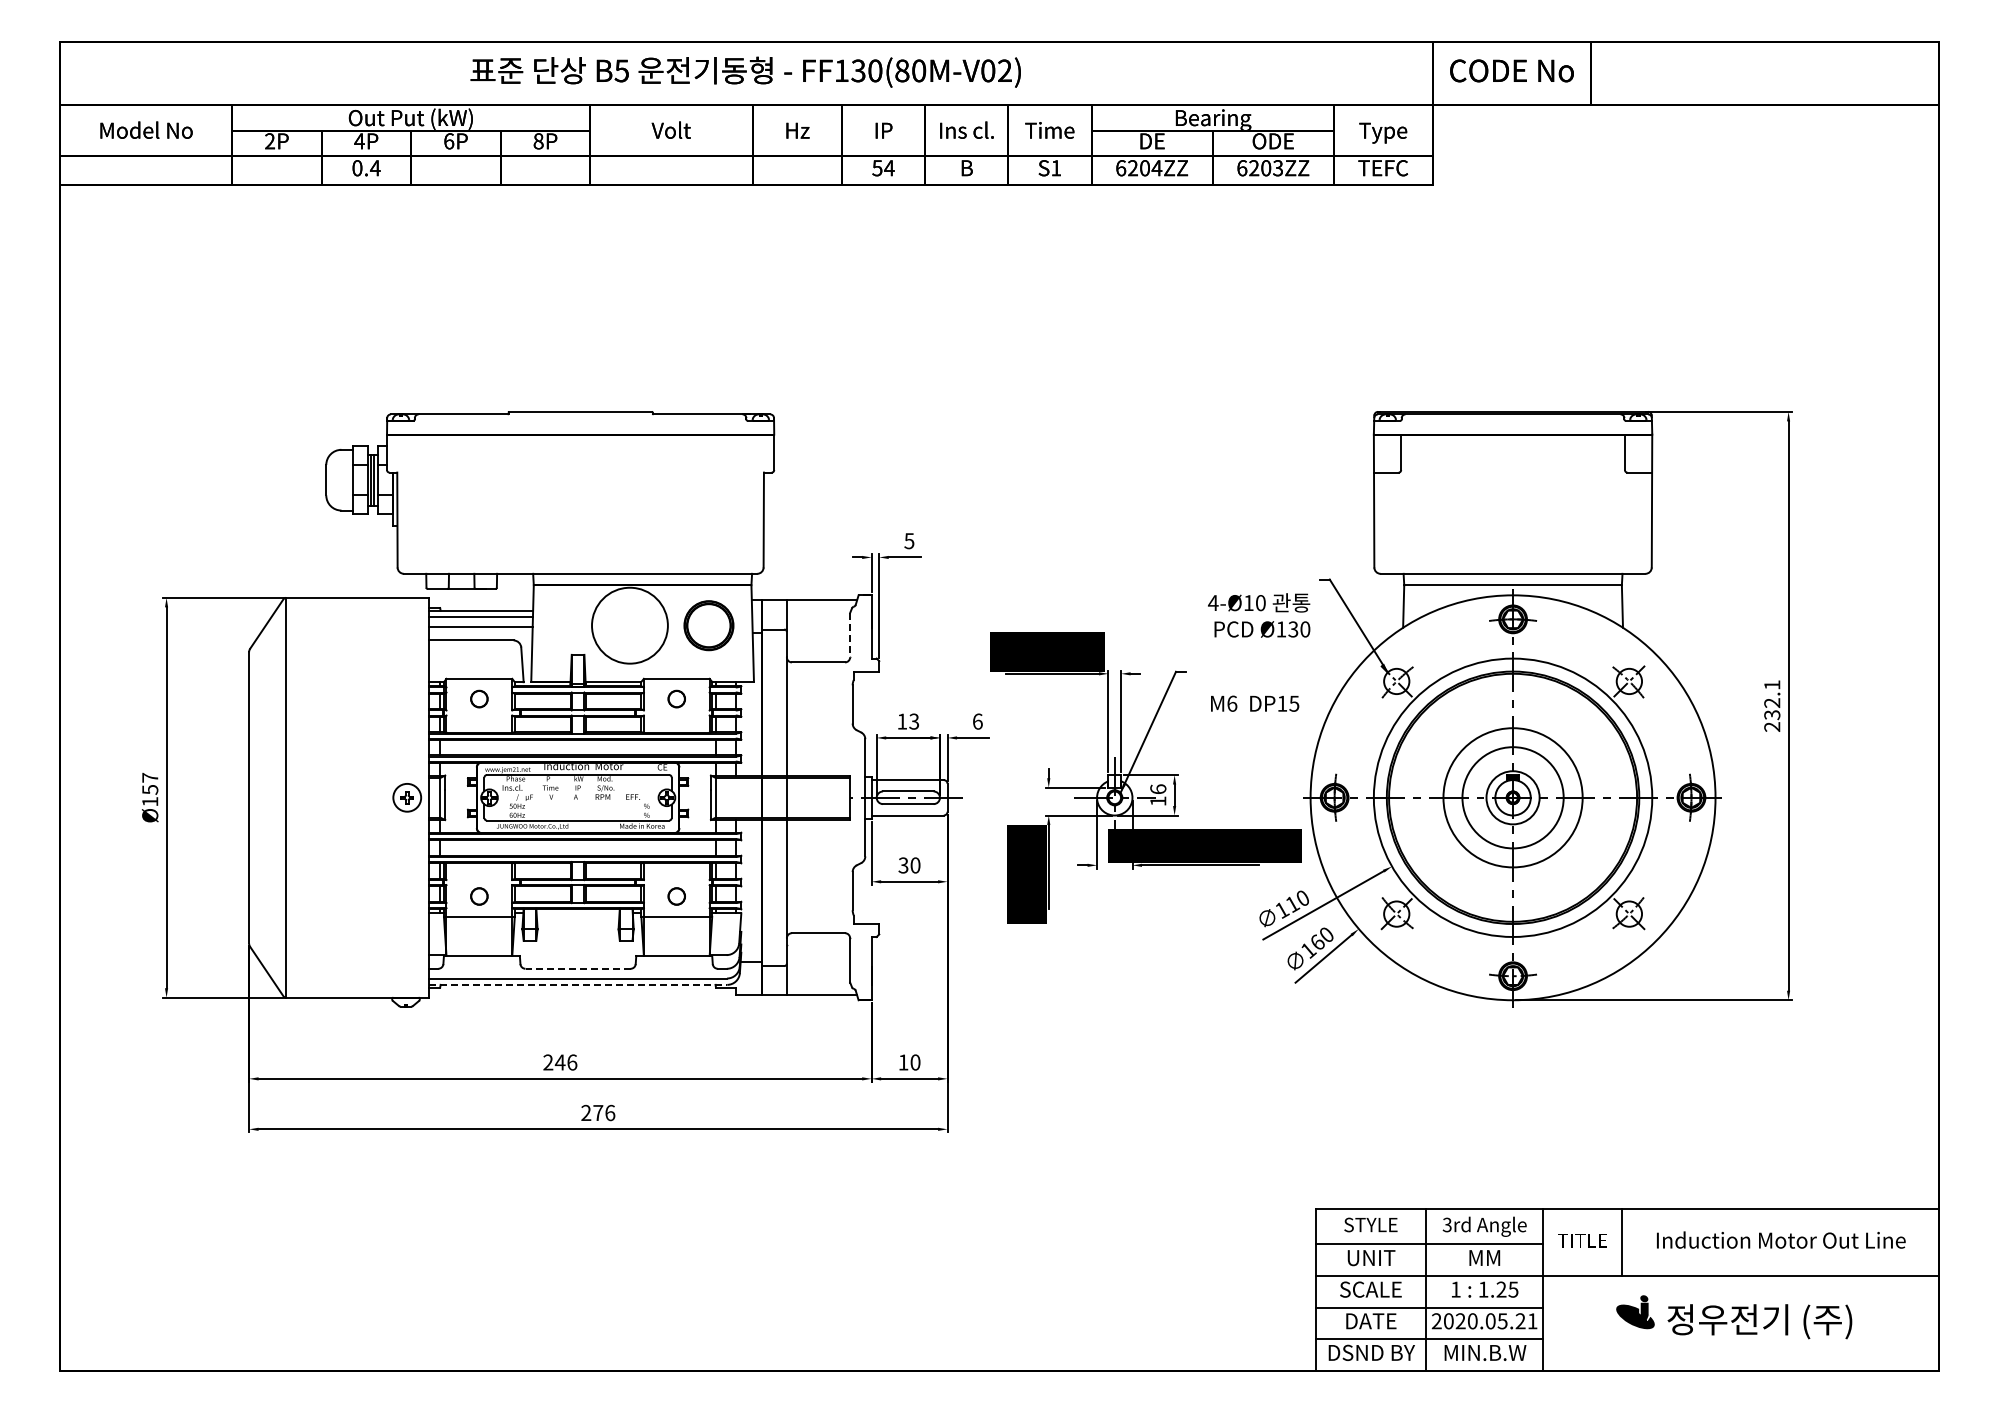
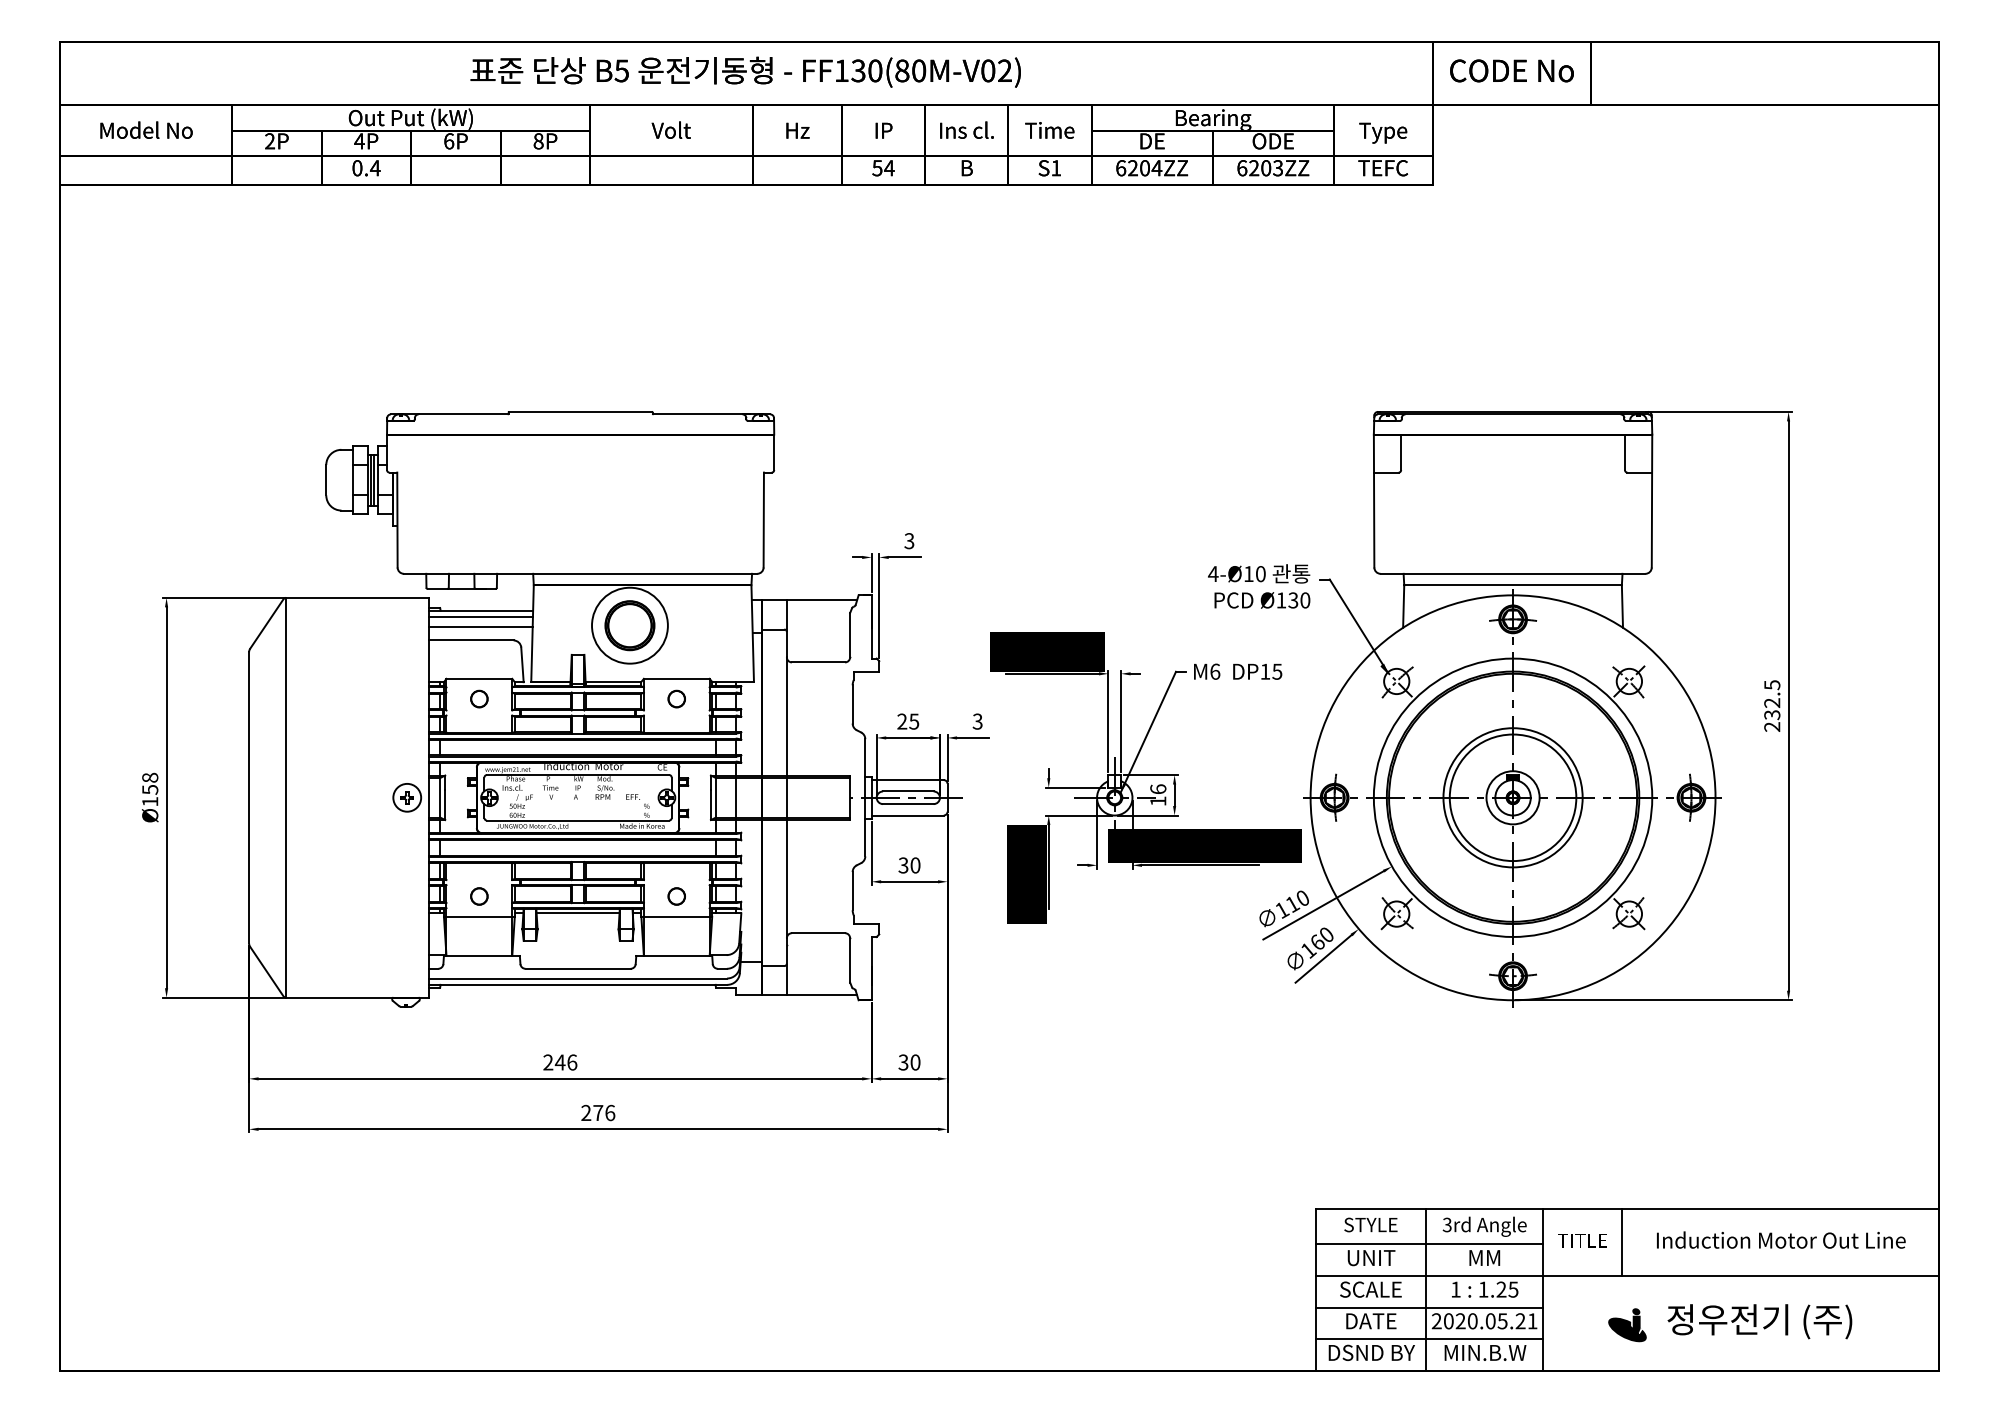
text: 5 -> 3 (909, 540)
text position: (1259, 615) -> (1259, 586) (1259, 586)
part position: (708, 625) -> (629, 625) (629, 625)
line: dashed -> solid (850, 635)
text: 232.1 -> 232.5 (1772, 685)
text position: (1255, 703) -> (1238, 671) (1238, 671)
text: 13 -> 25 (908, 721)
text: 6 -> 3 (977, 721)
text: Ø157 -> Ø158 (150, 777)
line: none -> present (736, 797)
circle diameter: 101 px -> 127 px (1512, 797)
line: none -> present (577, 913)
line: dashed -> solid (578, 968)
line: dashed -> solid (578, 984)
text: 10 -> 30 (903, 1062)
part position: (1635, 1312) -> (1627, 1325) (1627, 1325)
